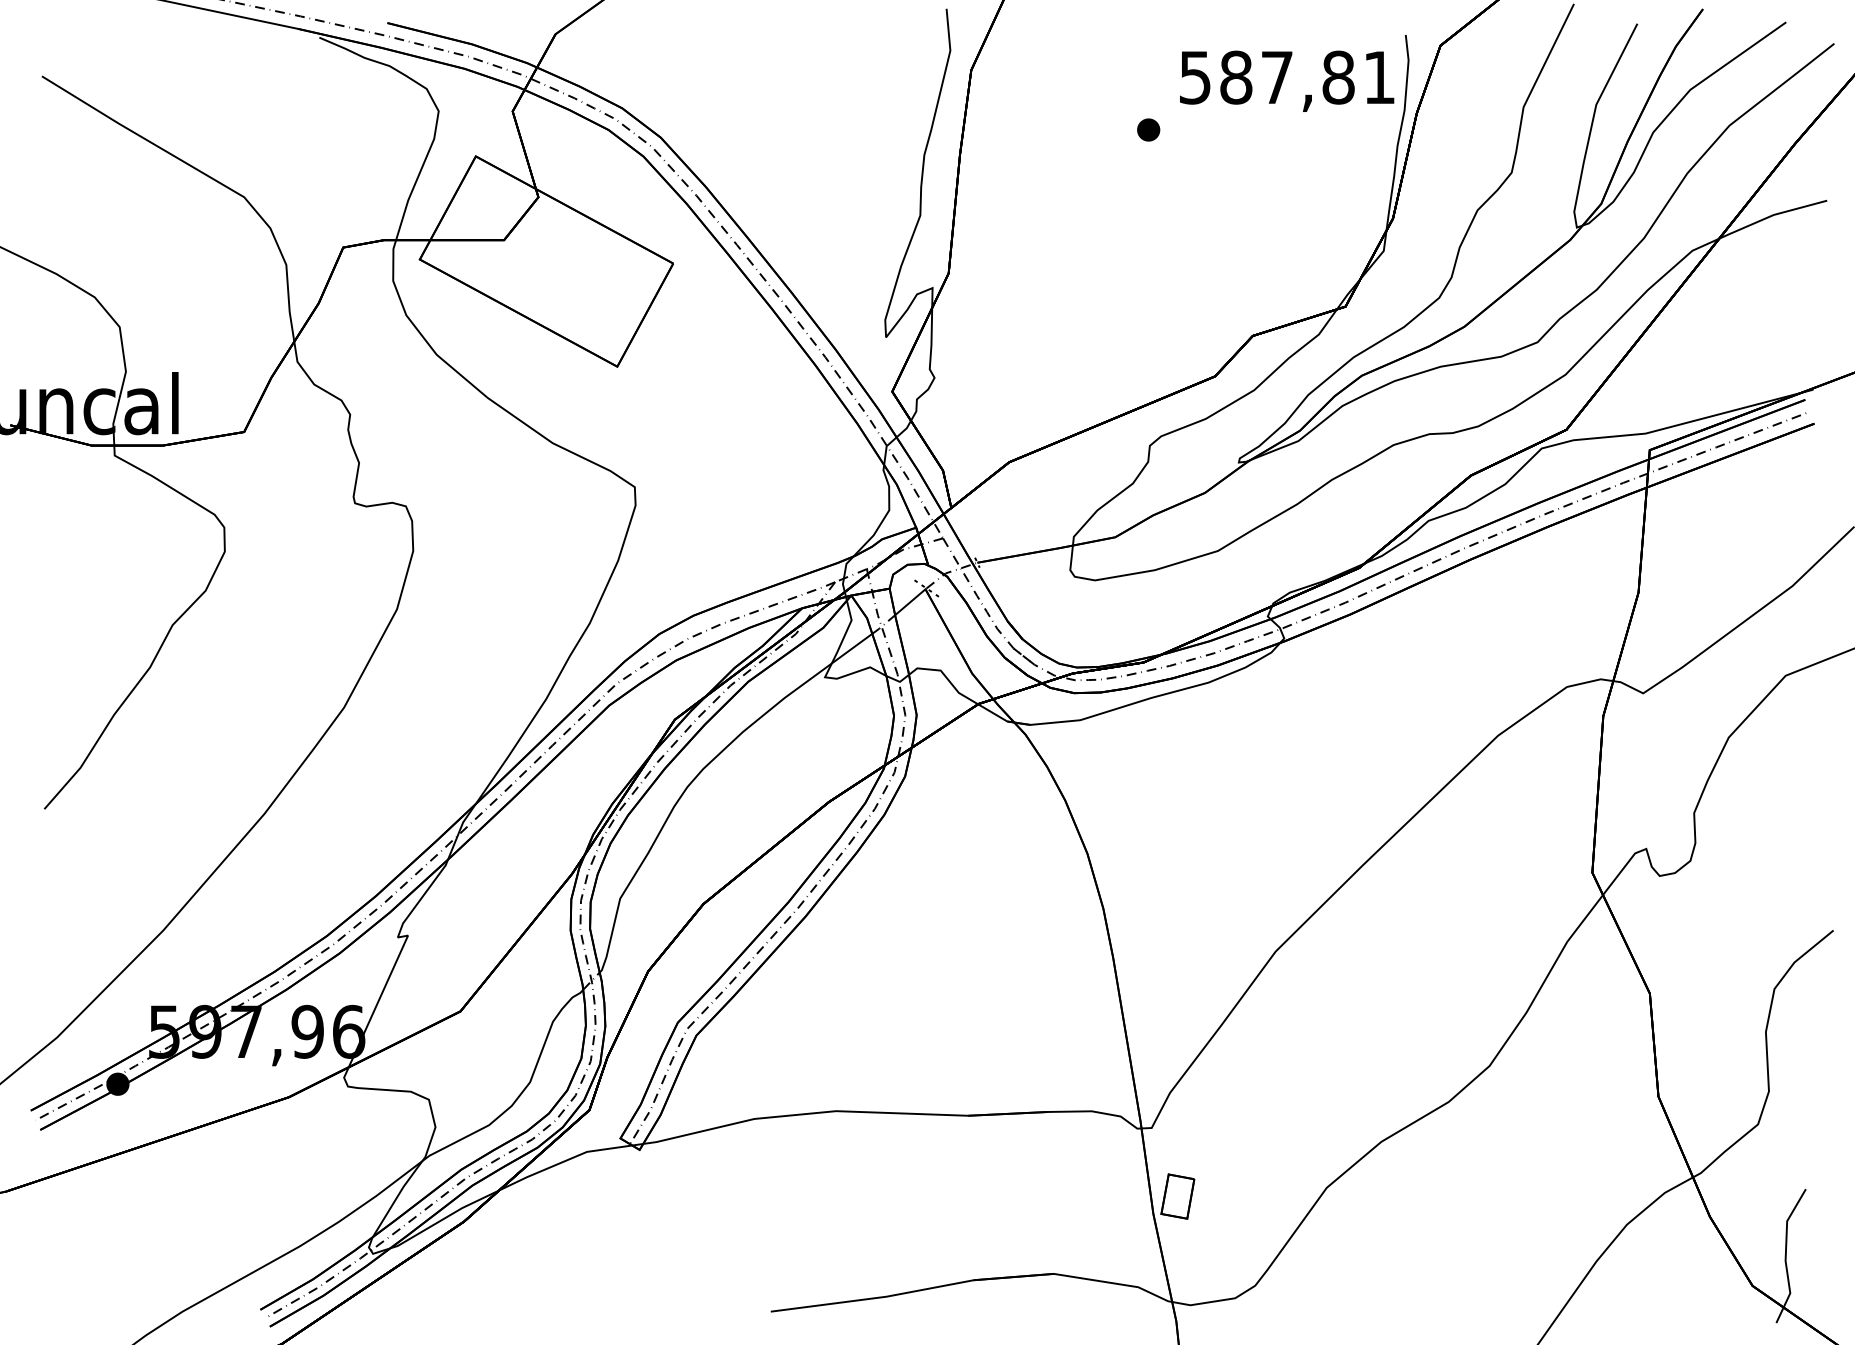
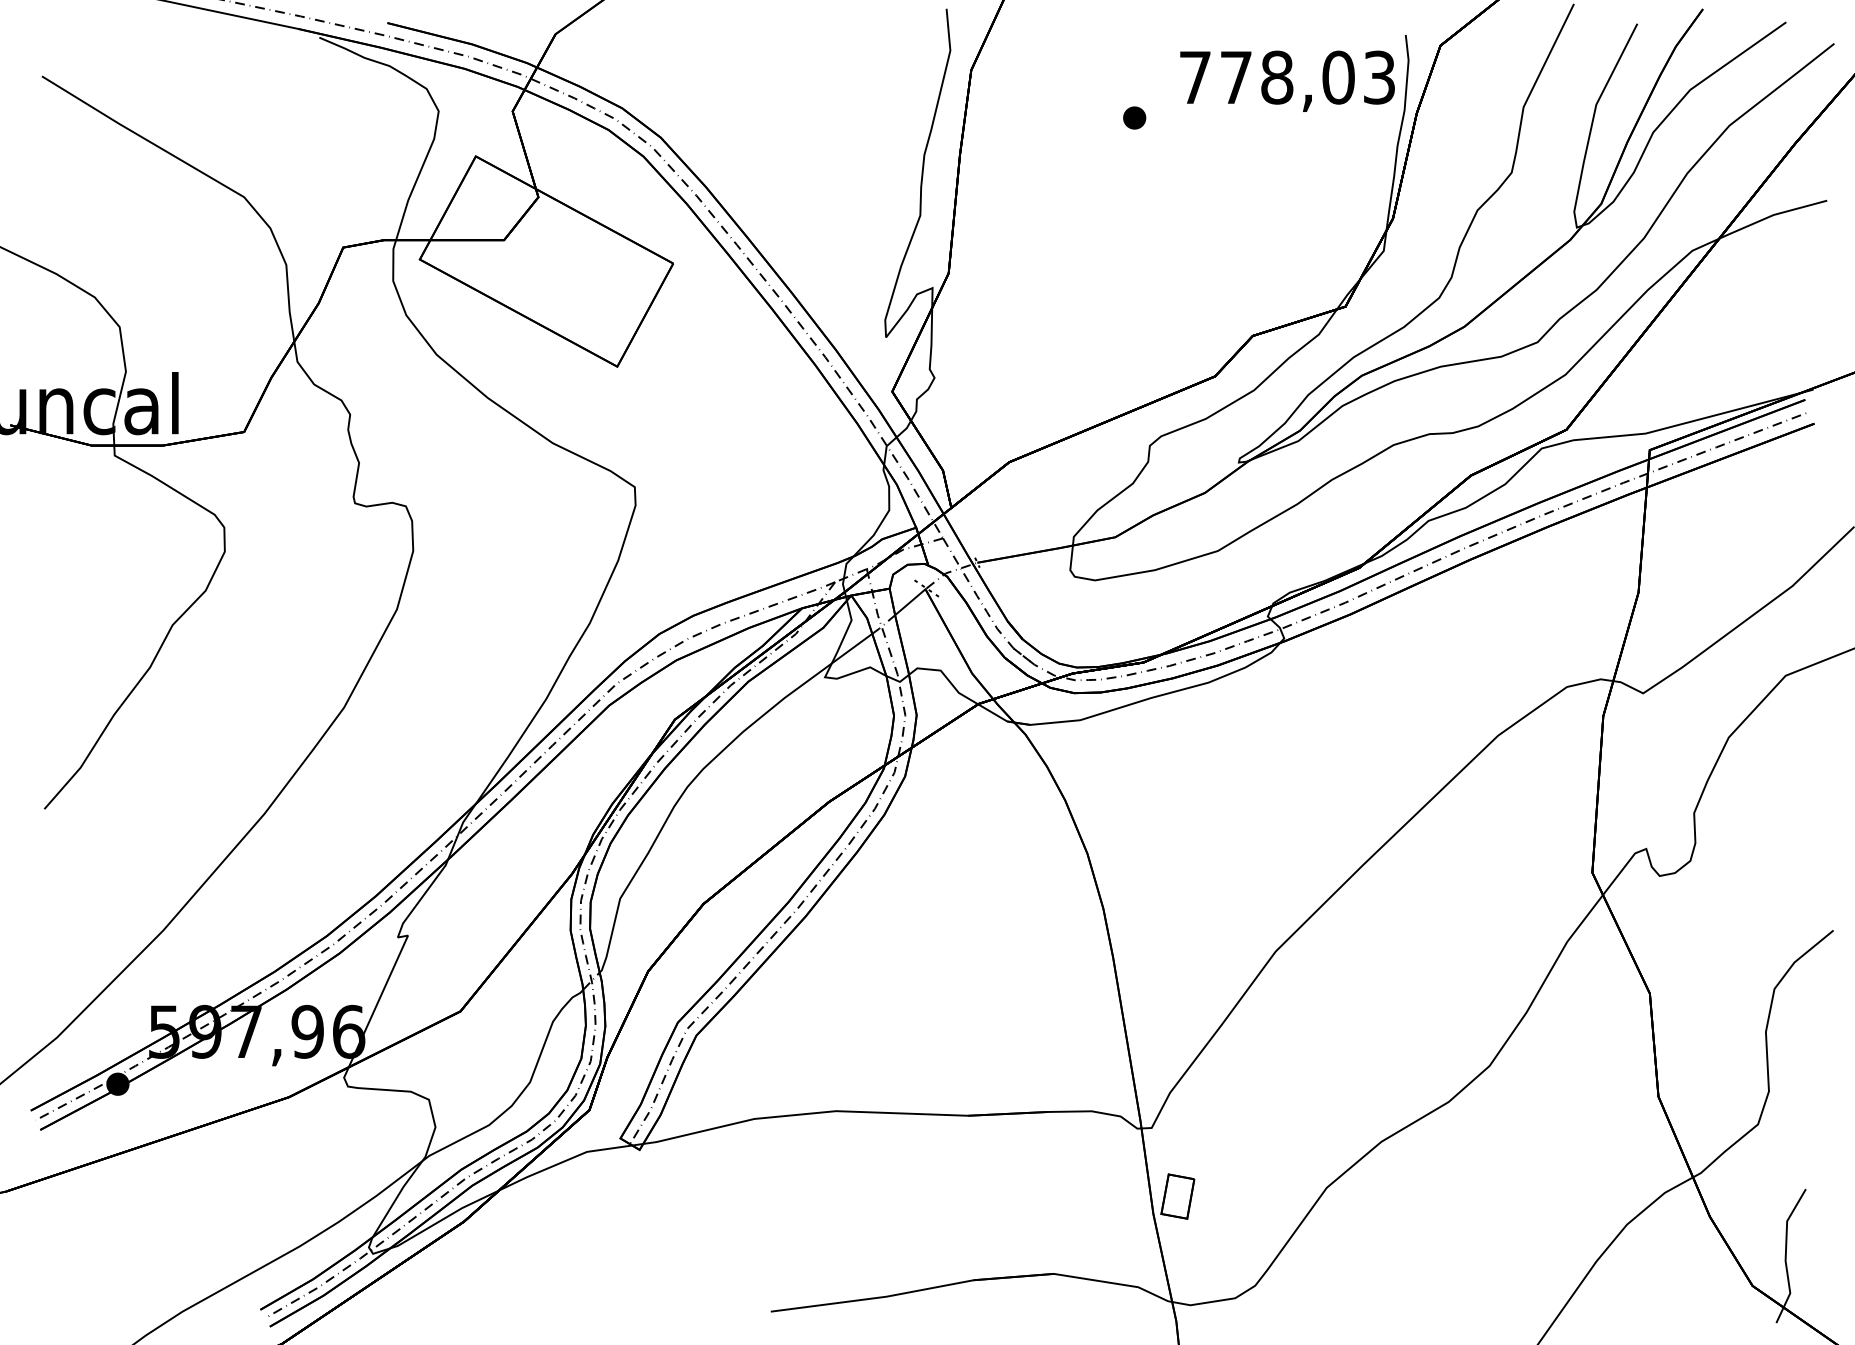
text: 587,81 -> 778,03 (1287, 77)
part position: (1148, 129) -> (1134, 117) (1134, 117)
